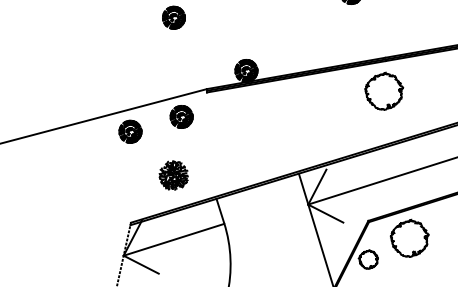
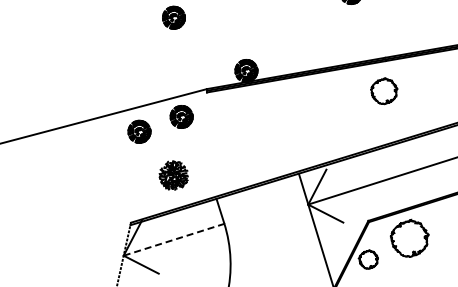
part size: 41x40 px -> 29x29 px (384, 91)
part position: (130, 131) -> (139, 131) (139, 131)
line: solid -> dashed (173, 239)
